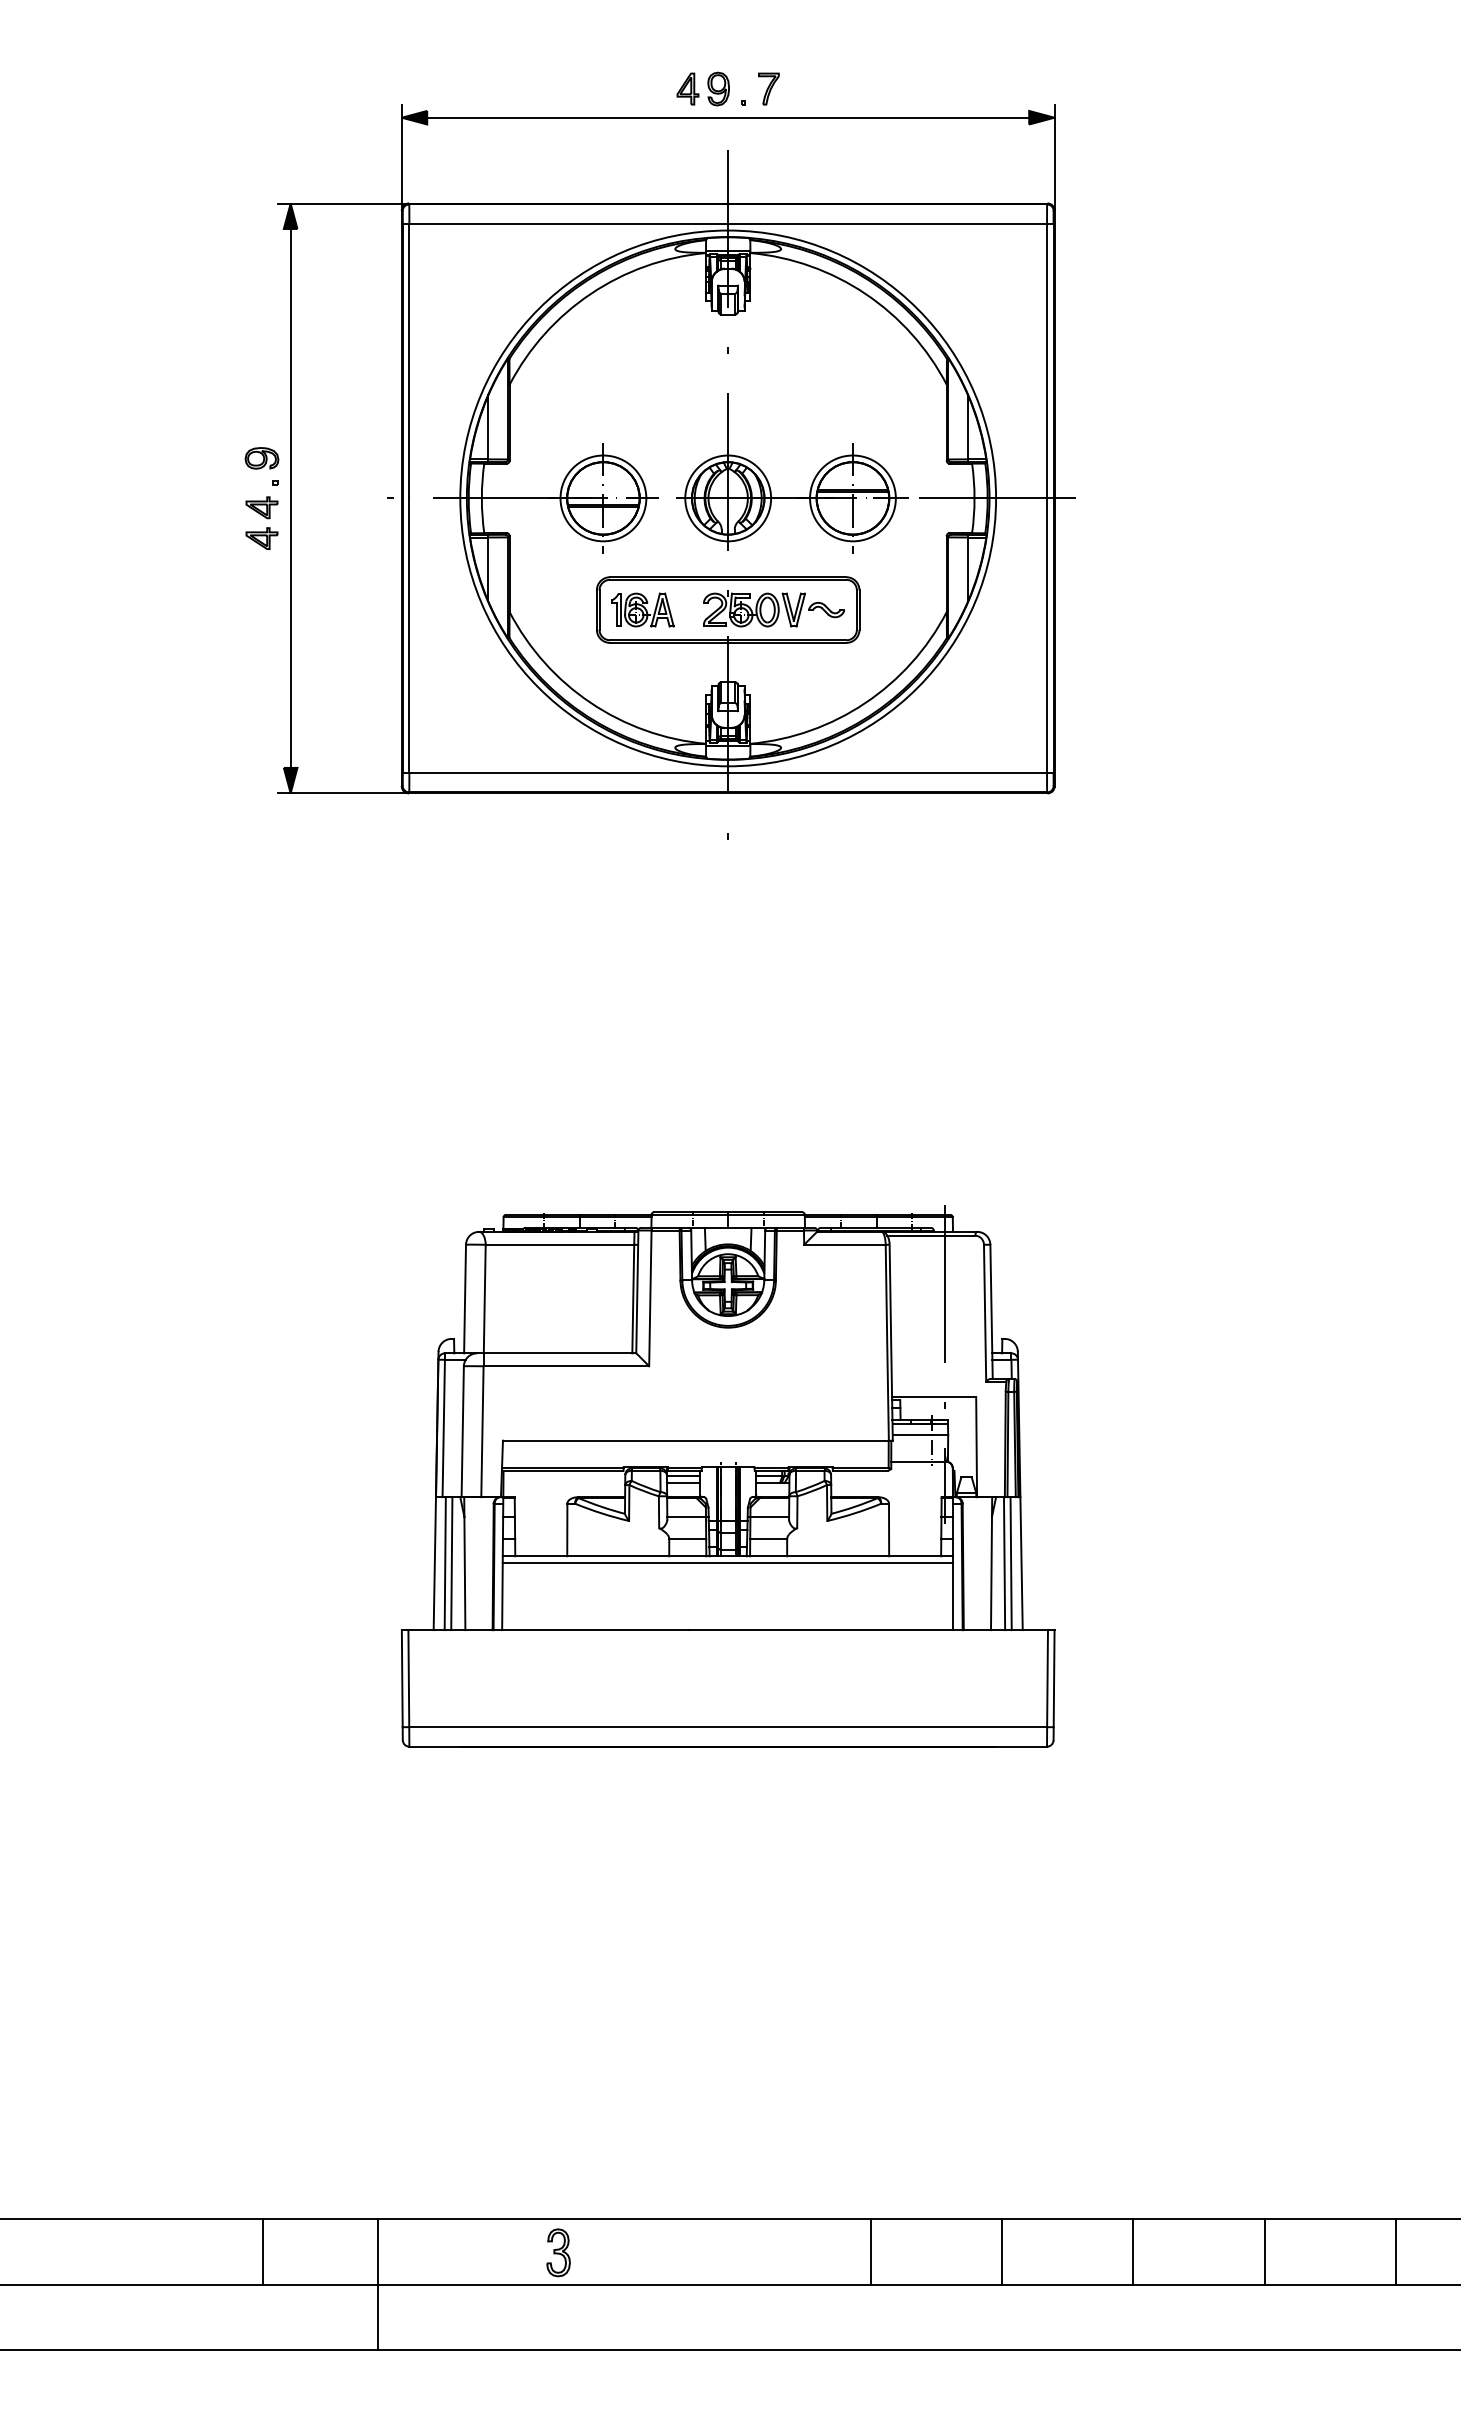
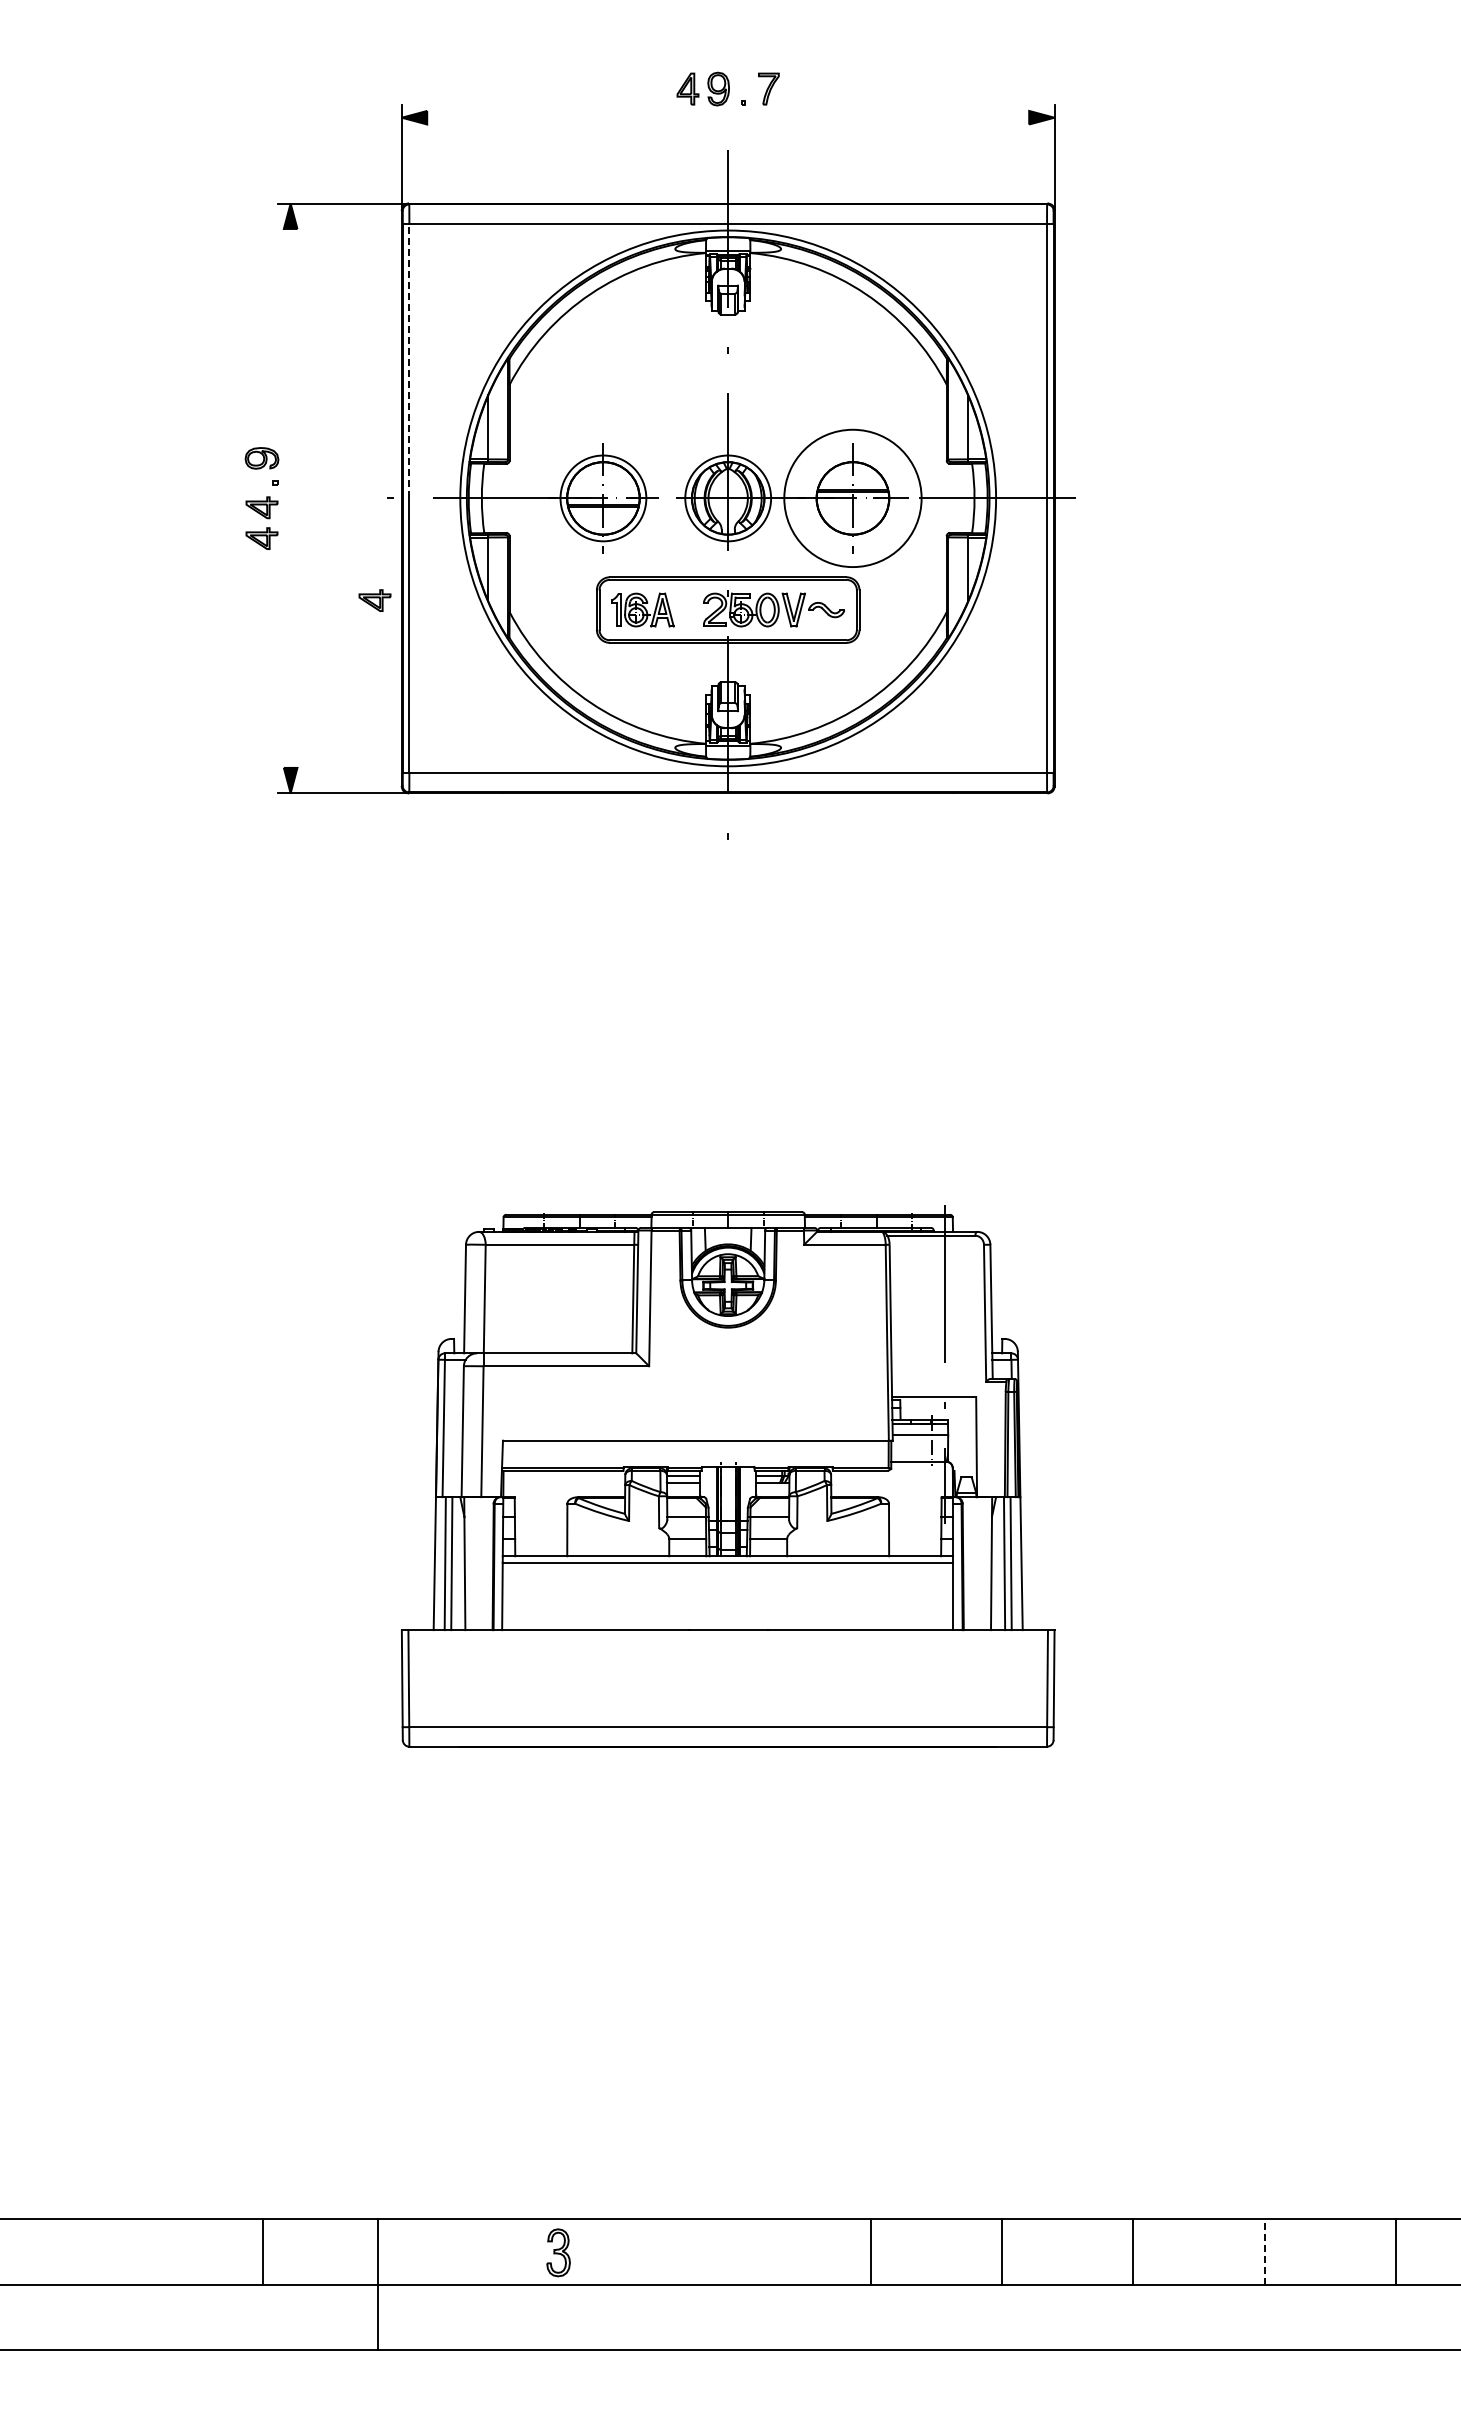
line: present -> none (728, 117)
line: solid -> dashed (409, 360)
line: present -> none (290, 497)
circle diameter: 86 px -> 137 px (852, 498)
part: none -> present (374, 600)
line: solid -> dashed (1264, 2251)
